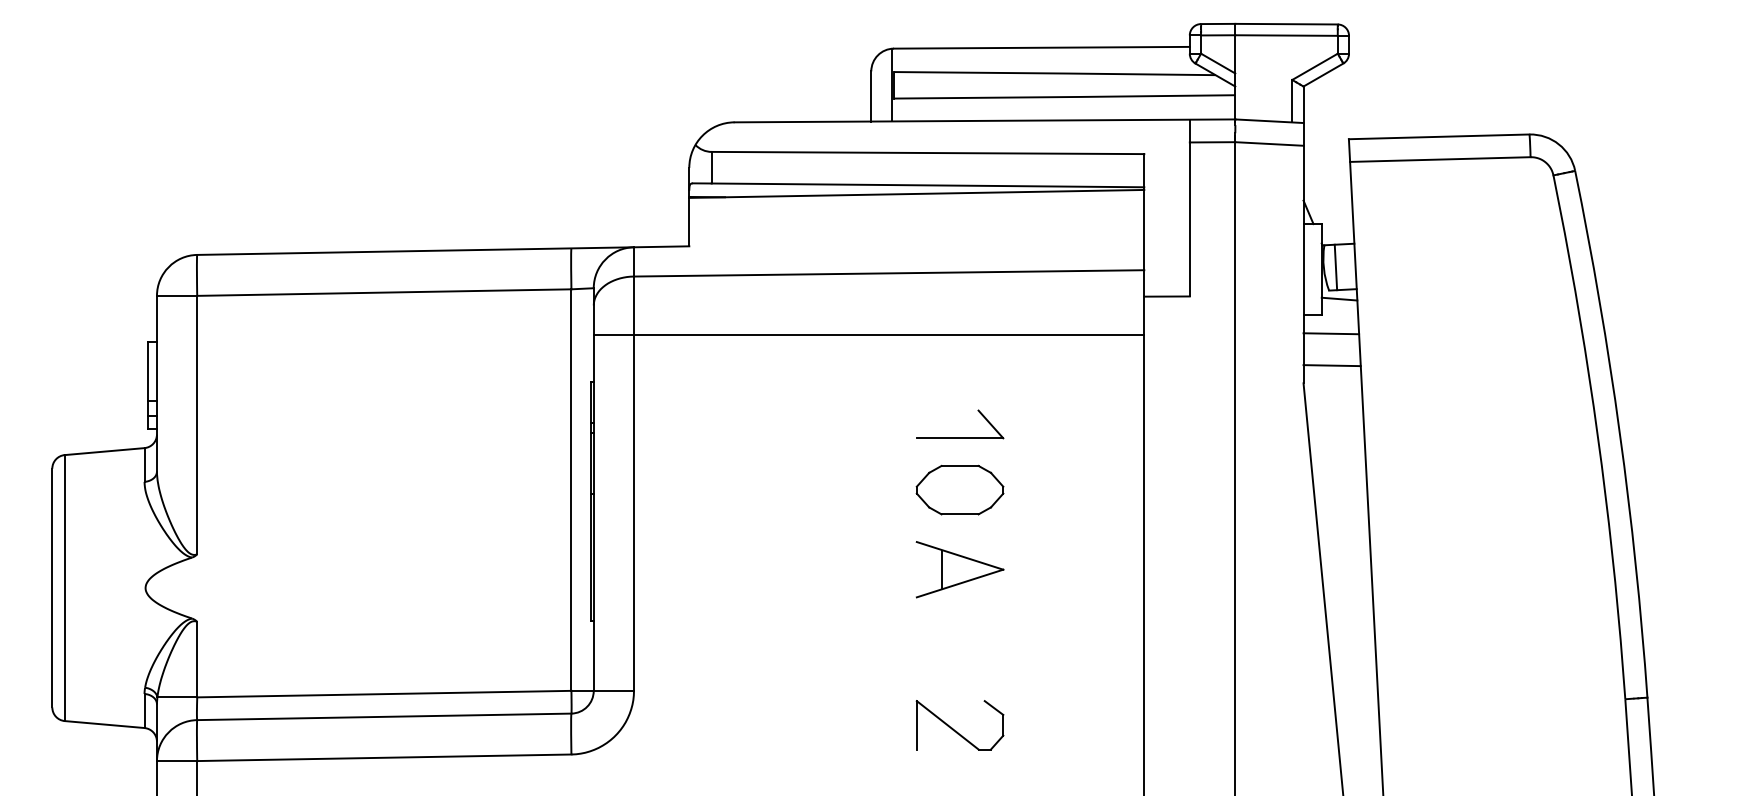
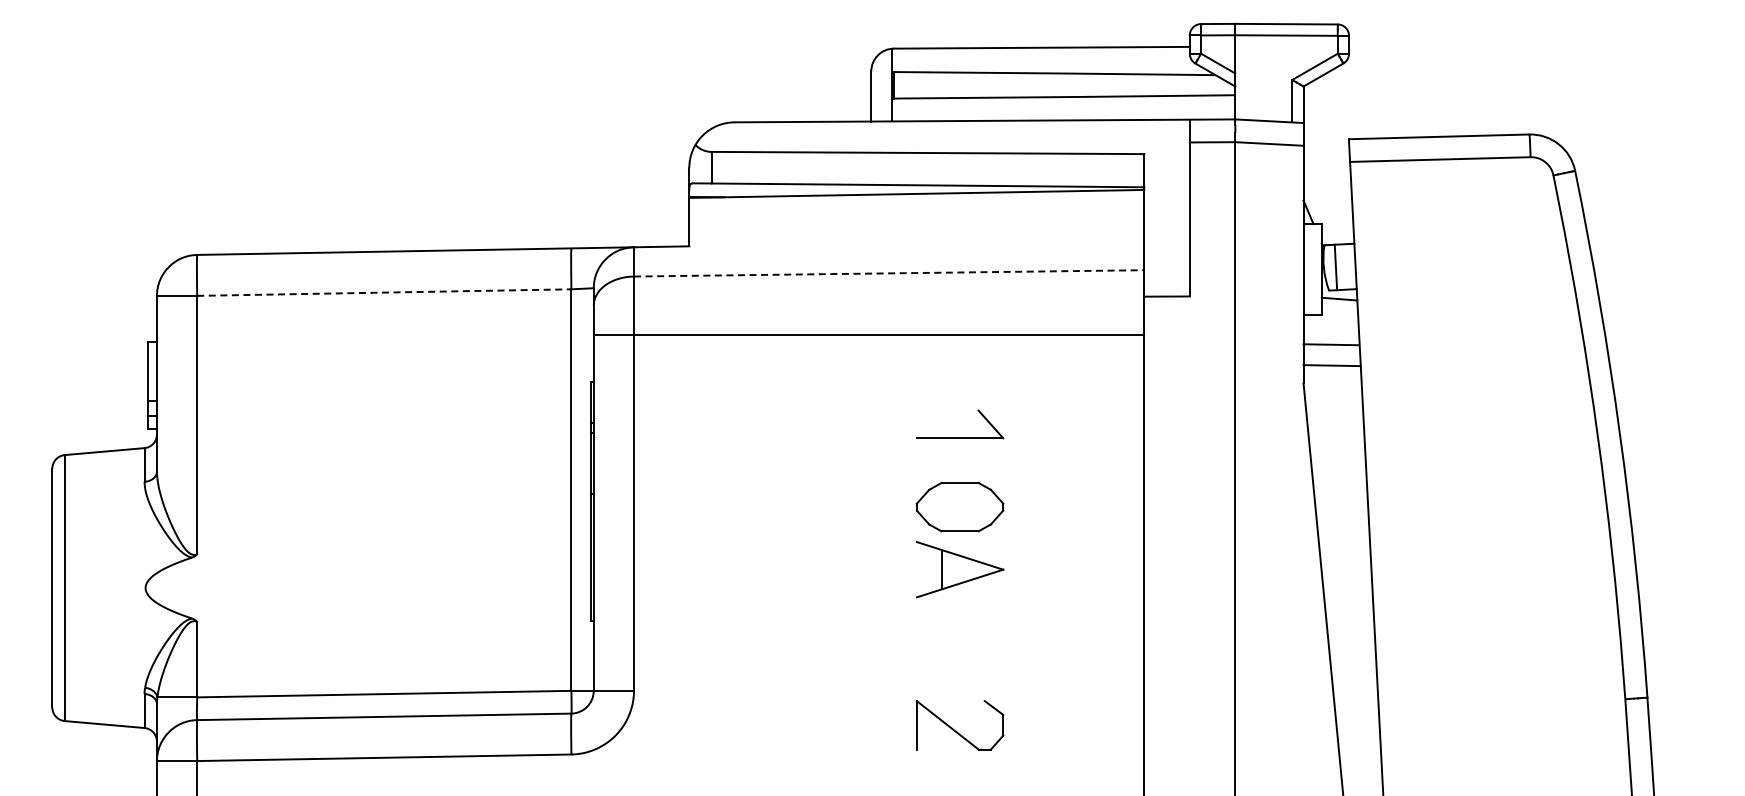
line: solid -> dashed (889, 273)
line: solid -> dashed (384, 292)
line position: (1331, 333) -> (1331, 344) (1331, 344)
part position: (959, 489) -> (959, 506) (959, 506)
